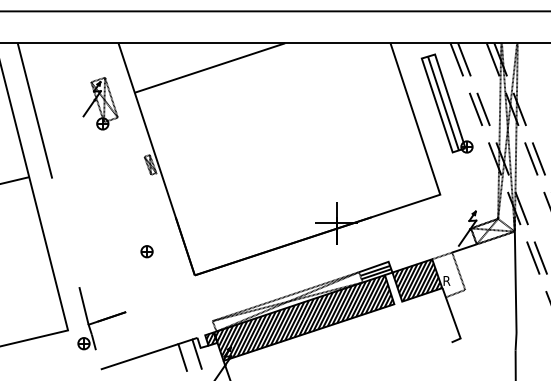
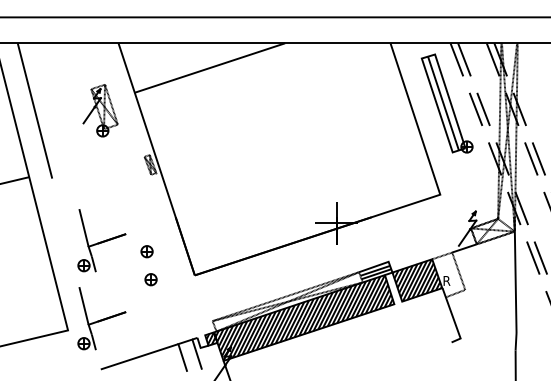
line position: (274, 11) -> (274, 17) (274, 17)
part position: (100, 103) -> (100, 110) (100, 110)
part: none -> present (101, 240)
part: none -> present (150, 279)
